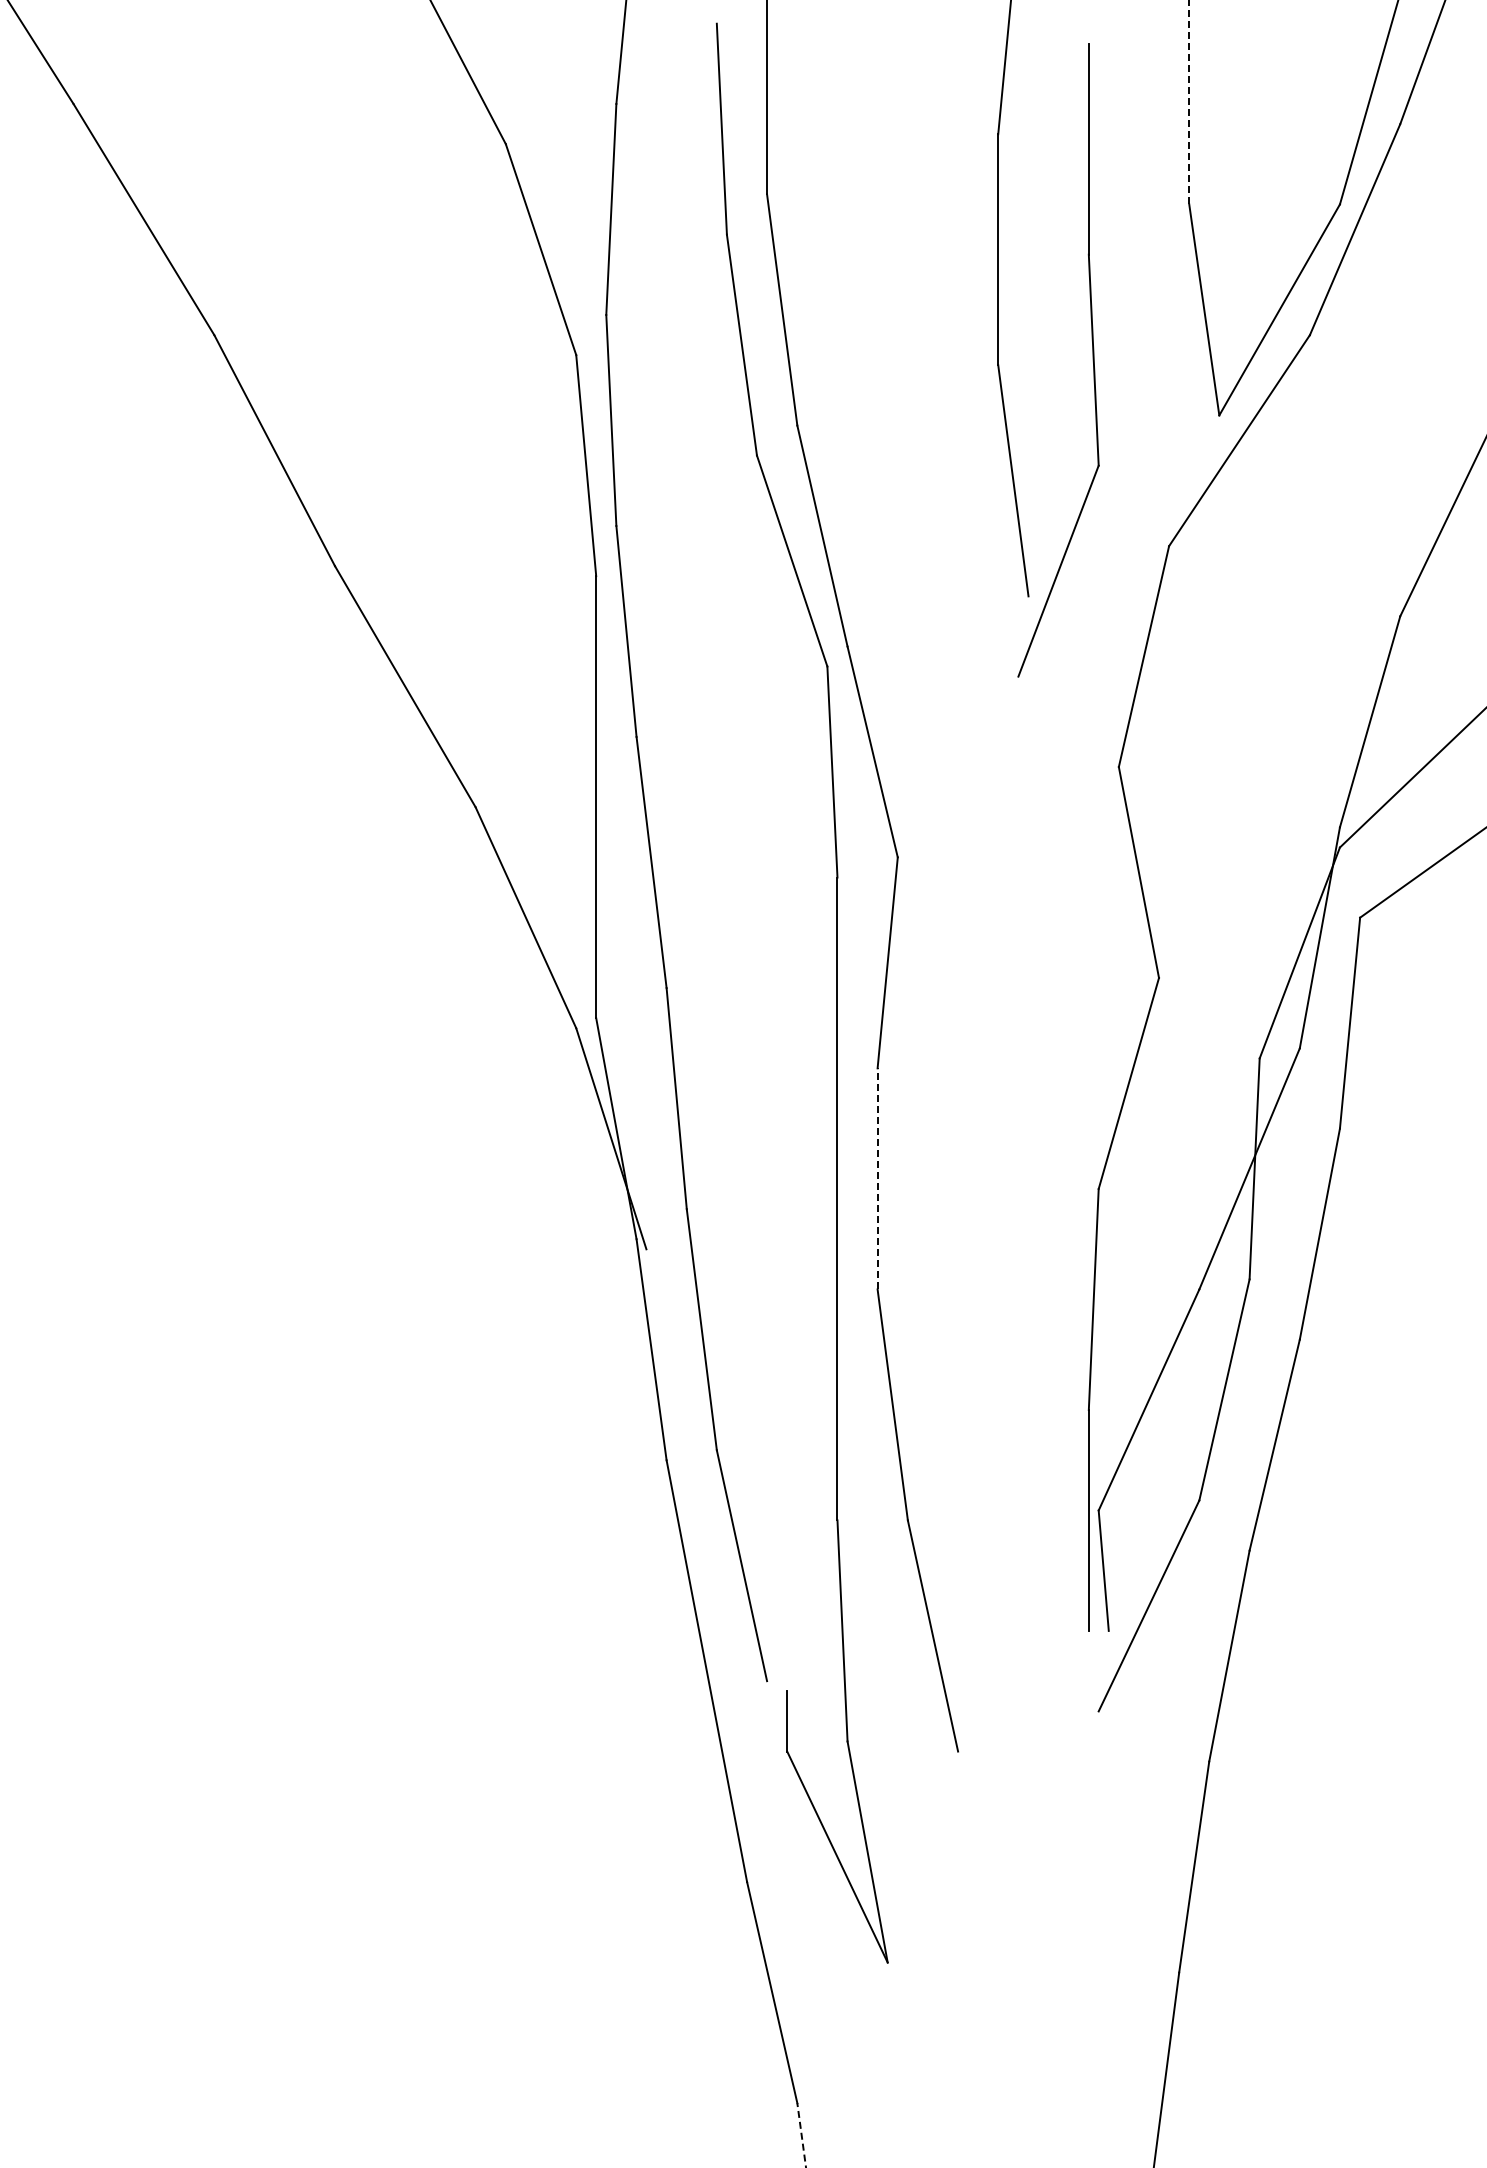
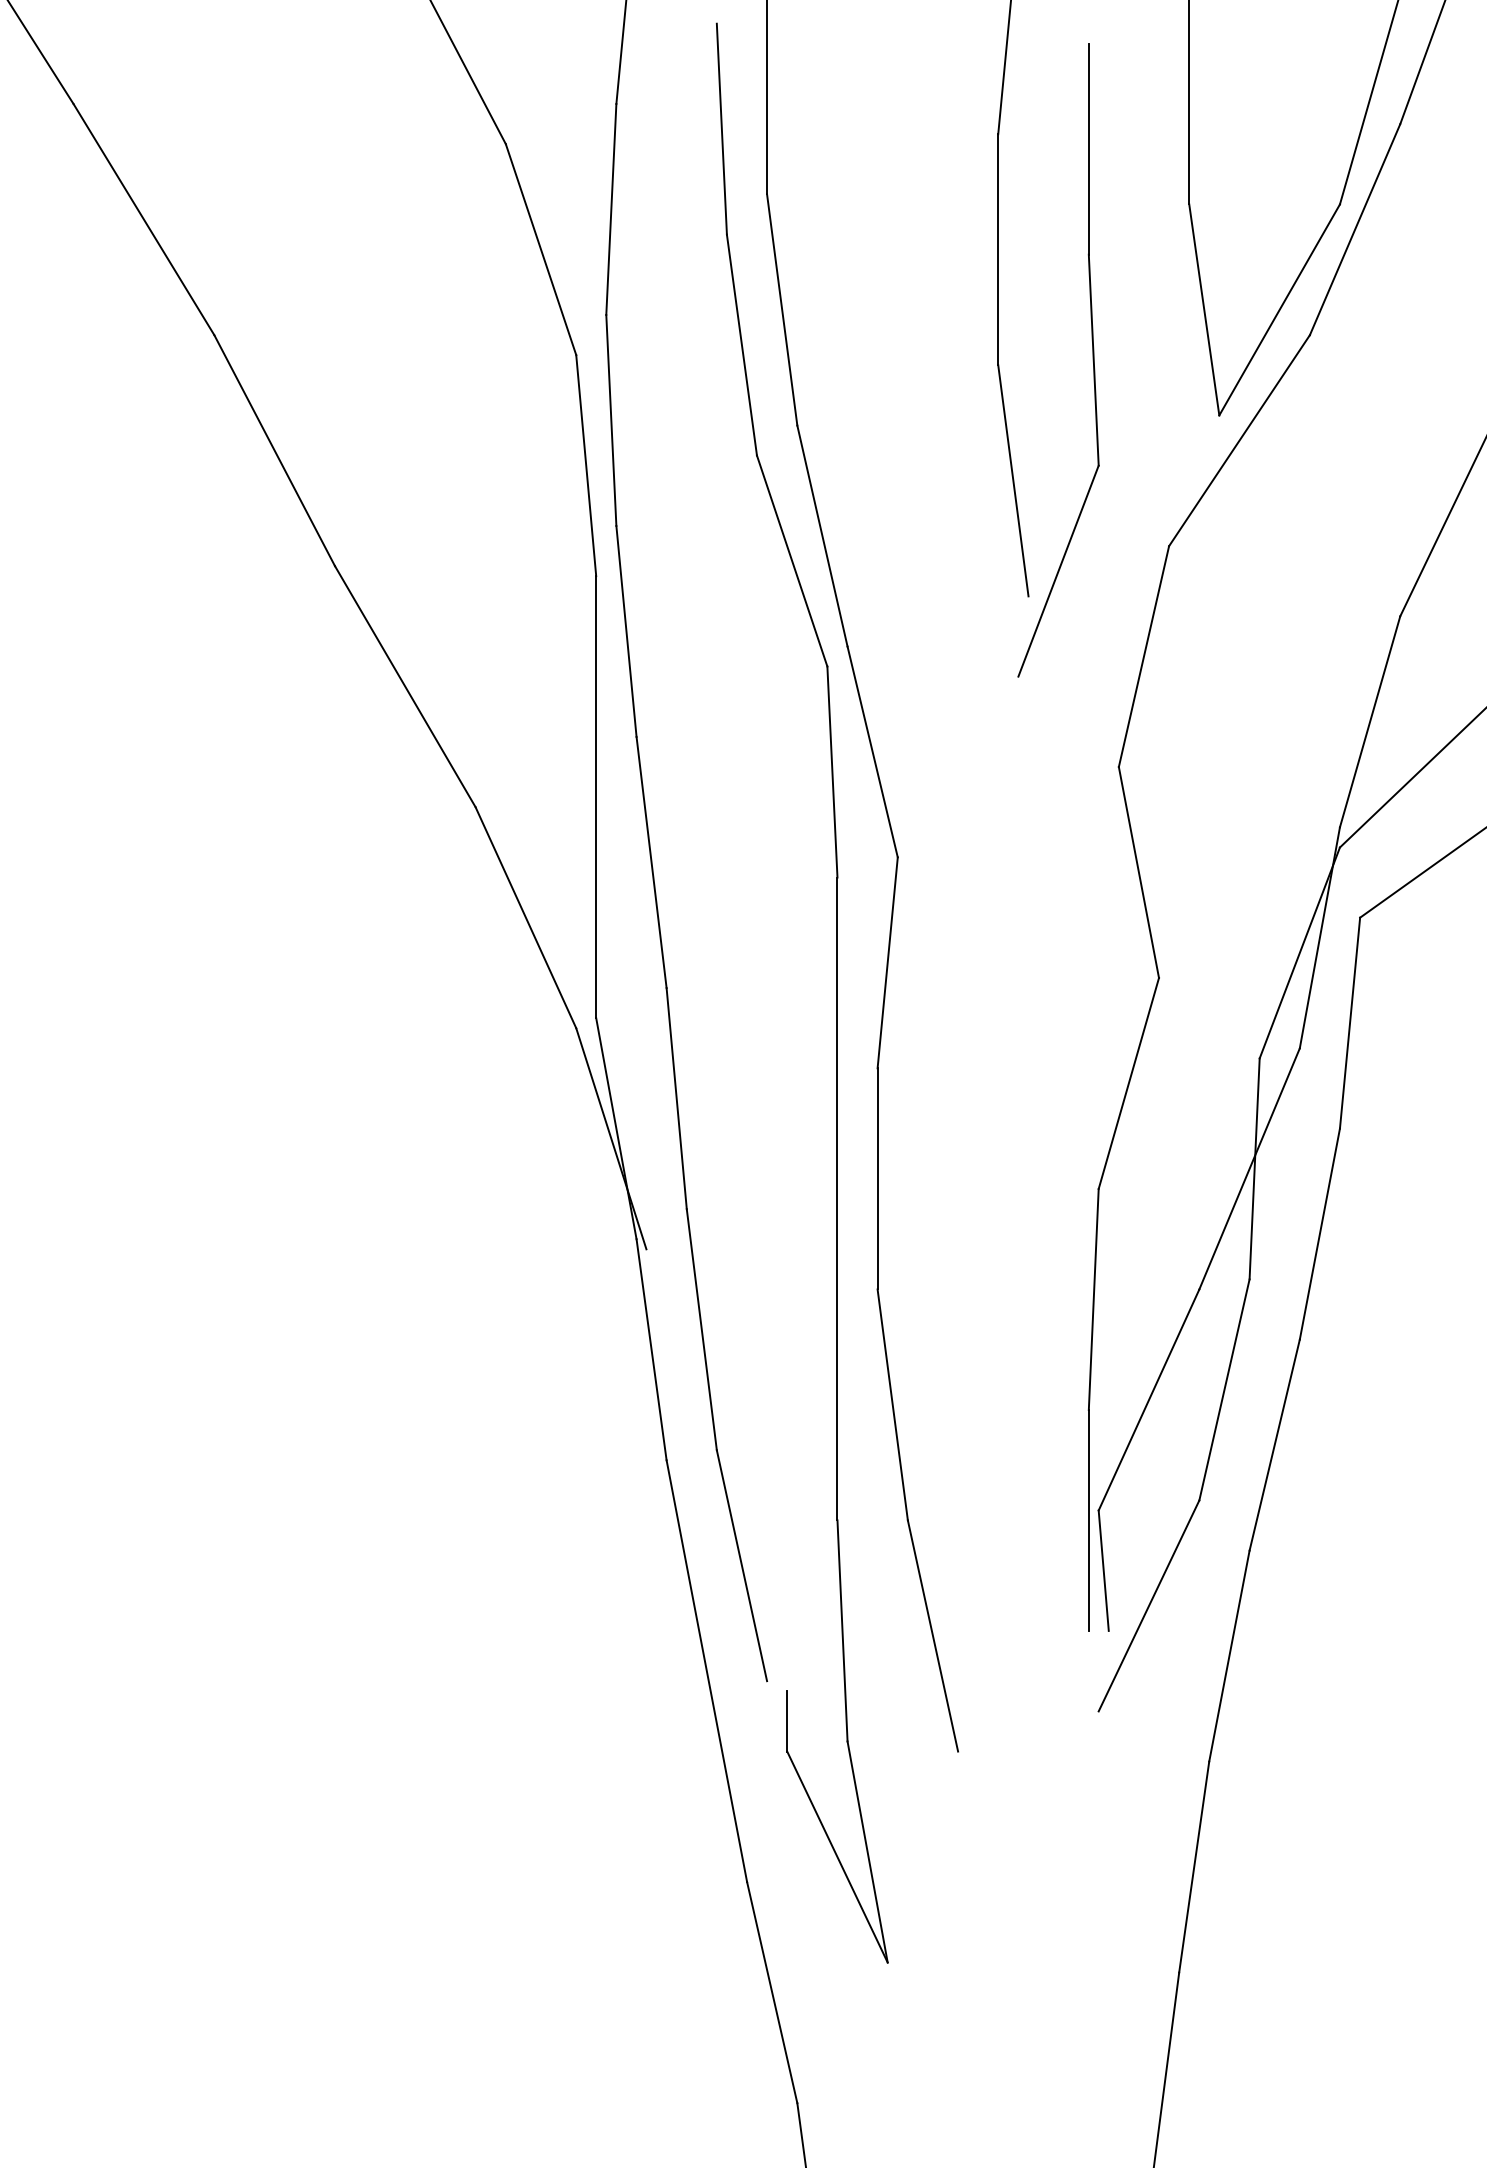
line: dashed -> solid (1189, 102)
line: dashed -> solid (877, 1178)
line: dashed -> solid (801, 2134)
